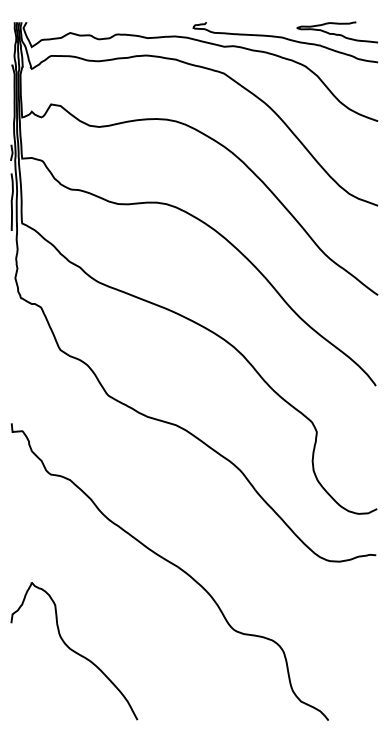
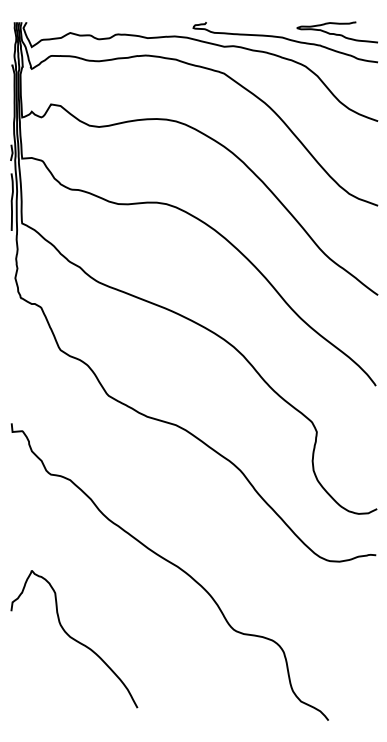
curve position: (74, 651) -> (74, 639) (74, 639)
